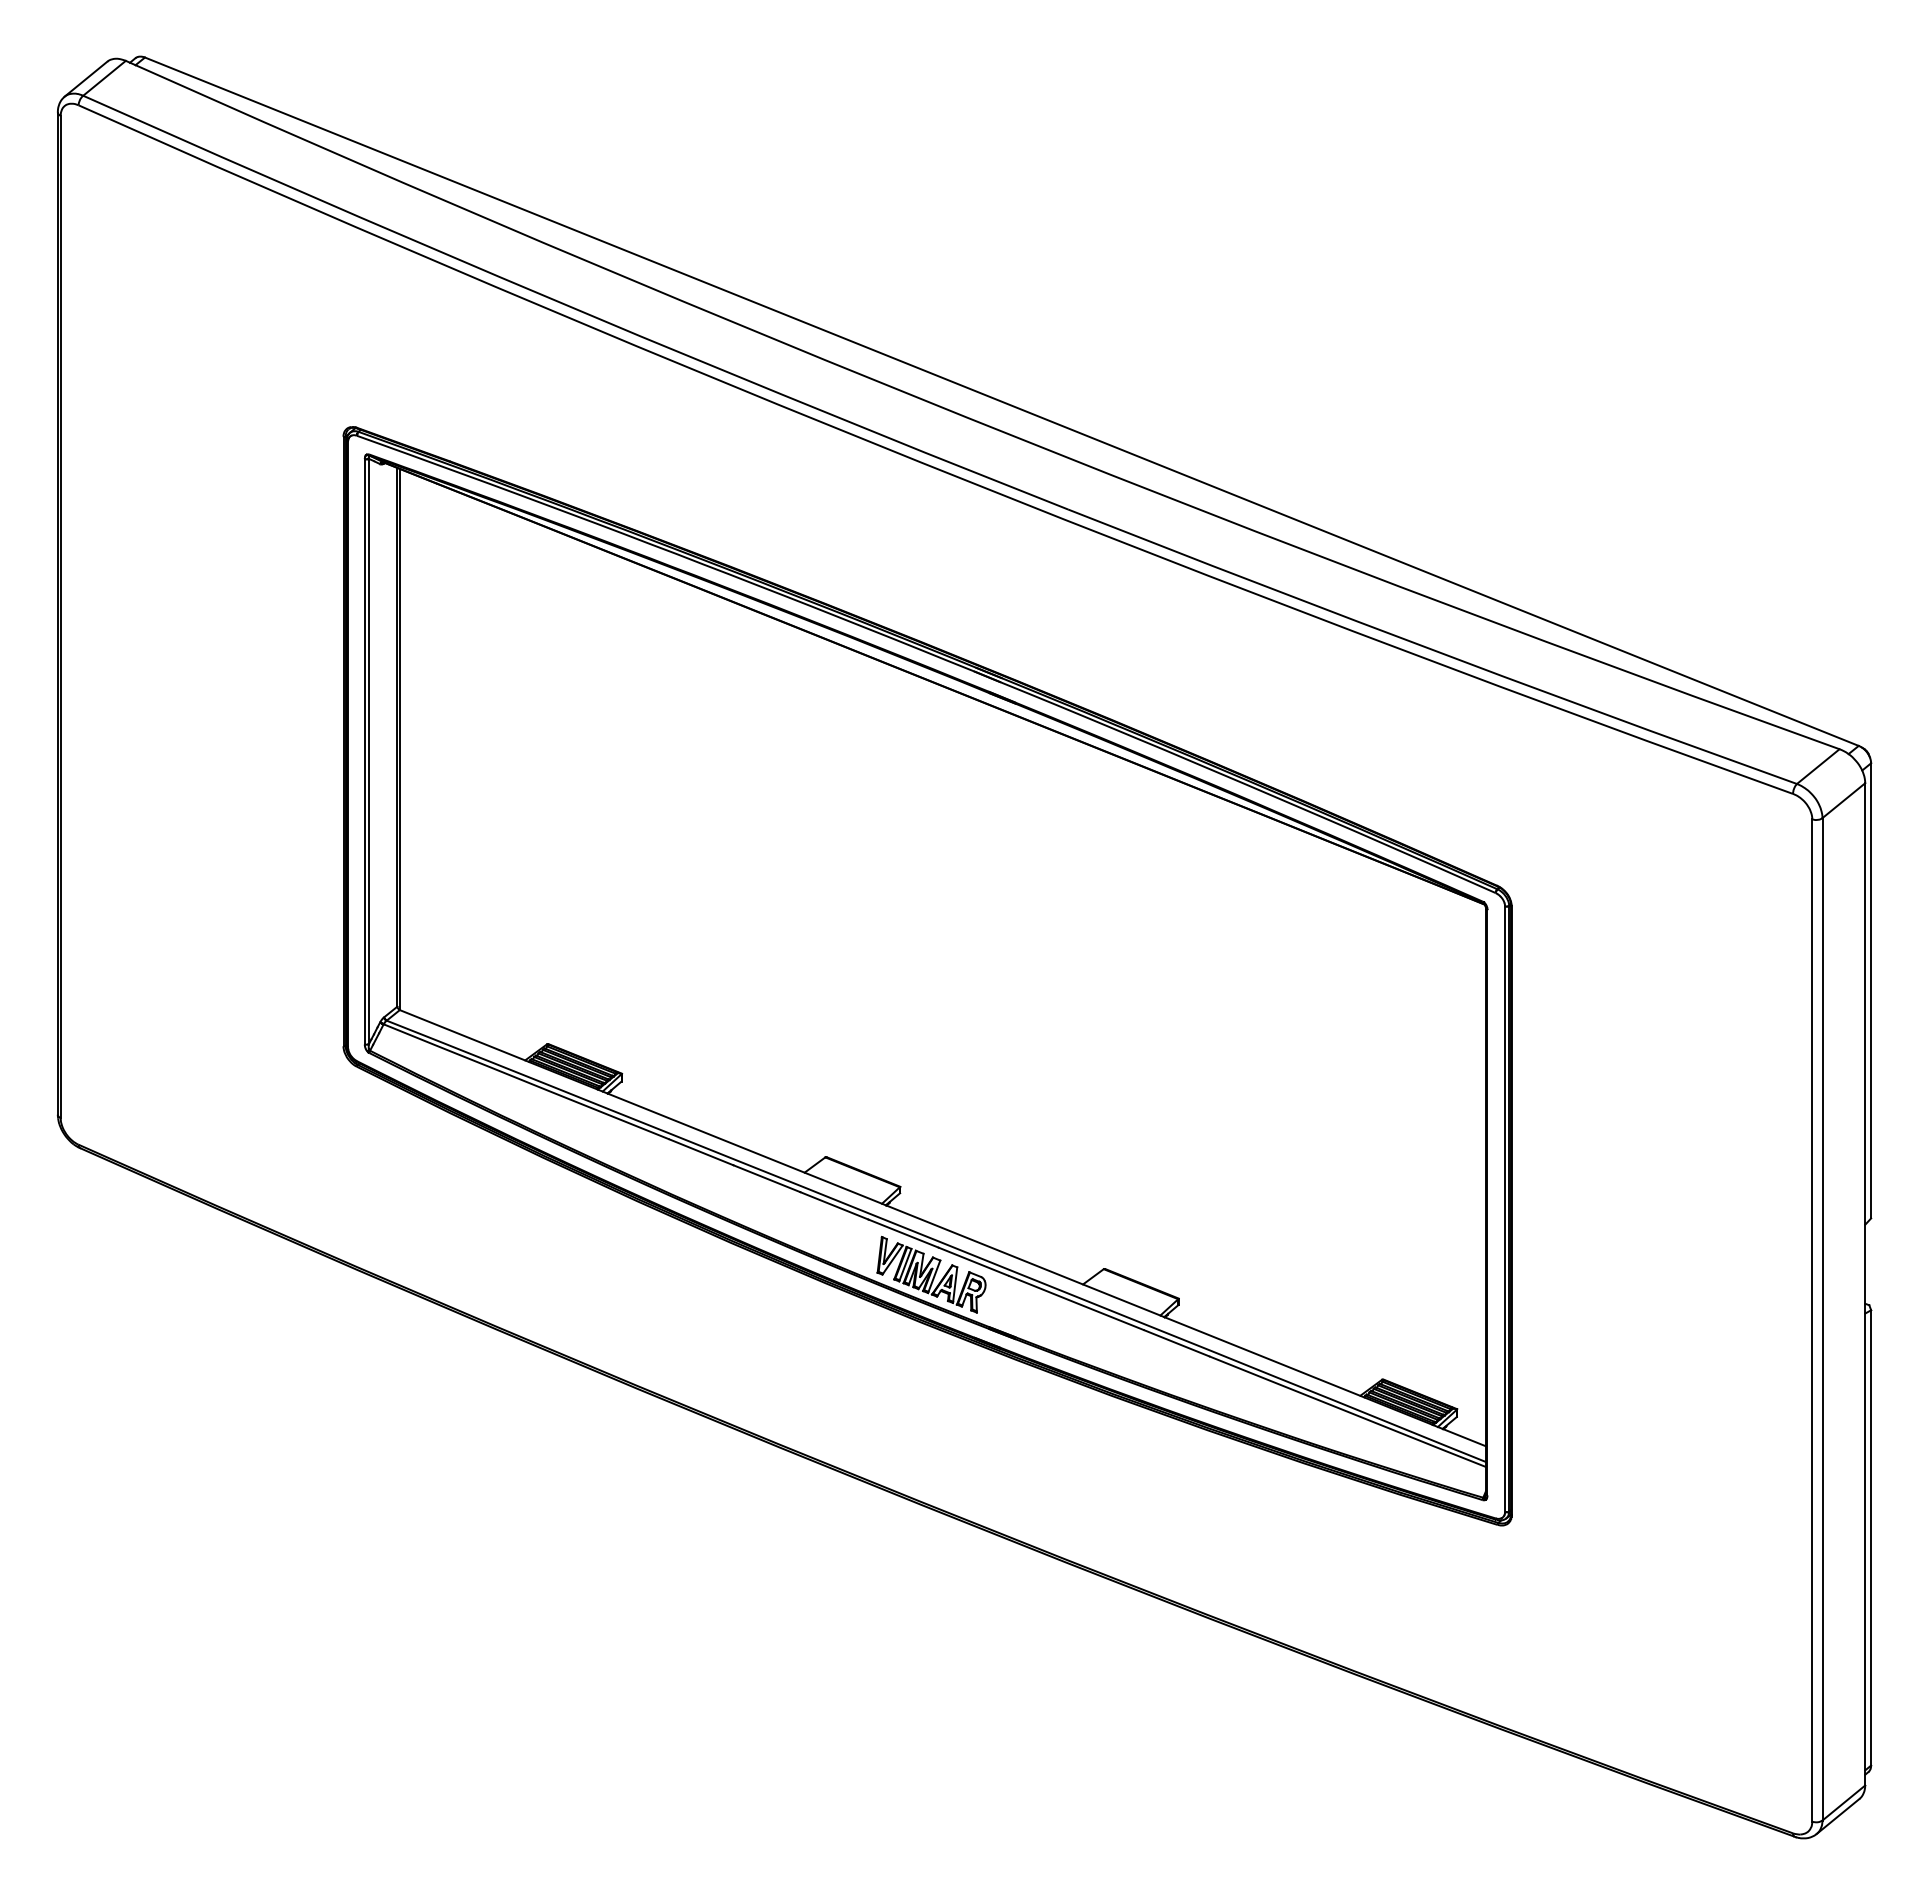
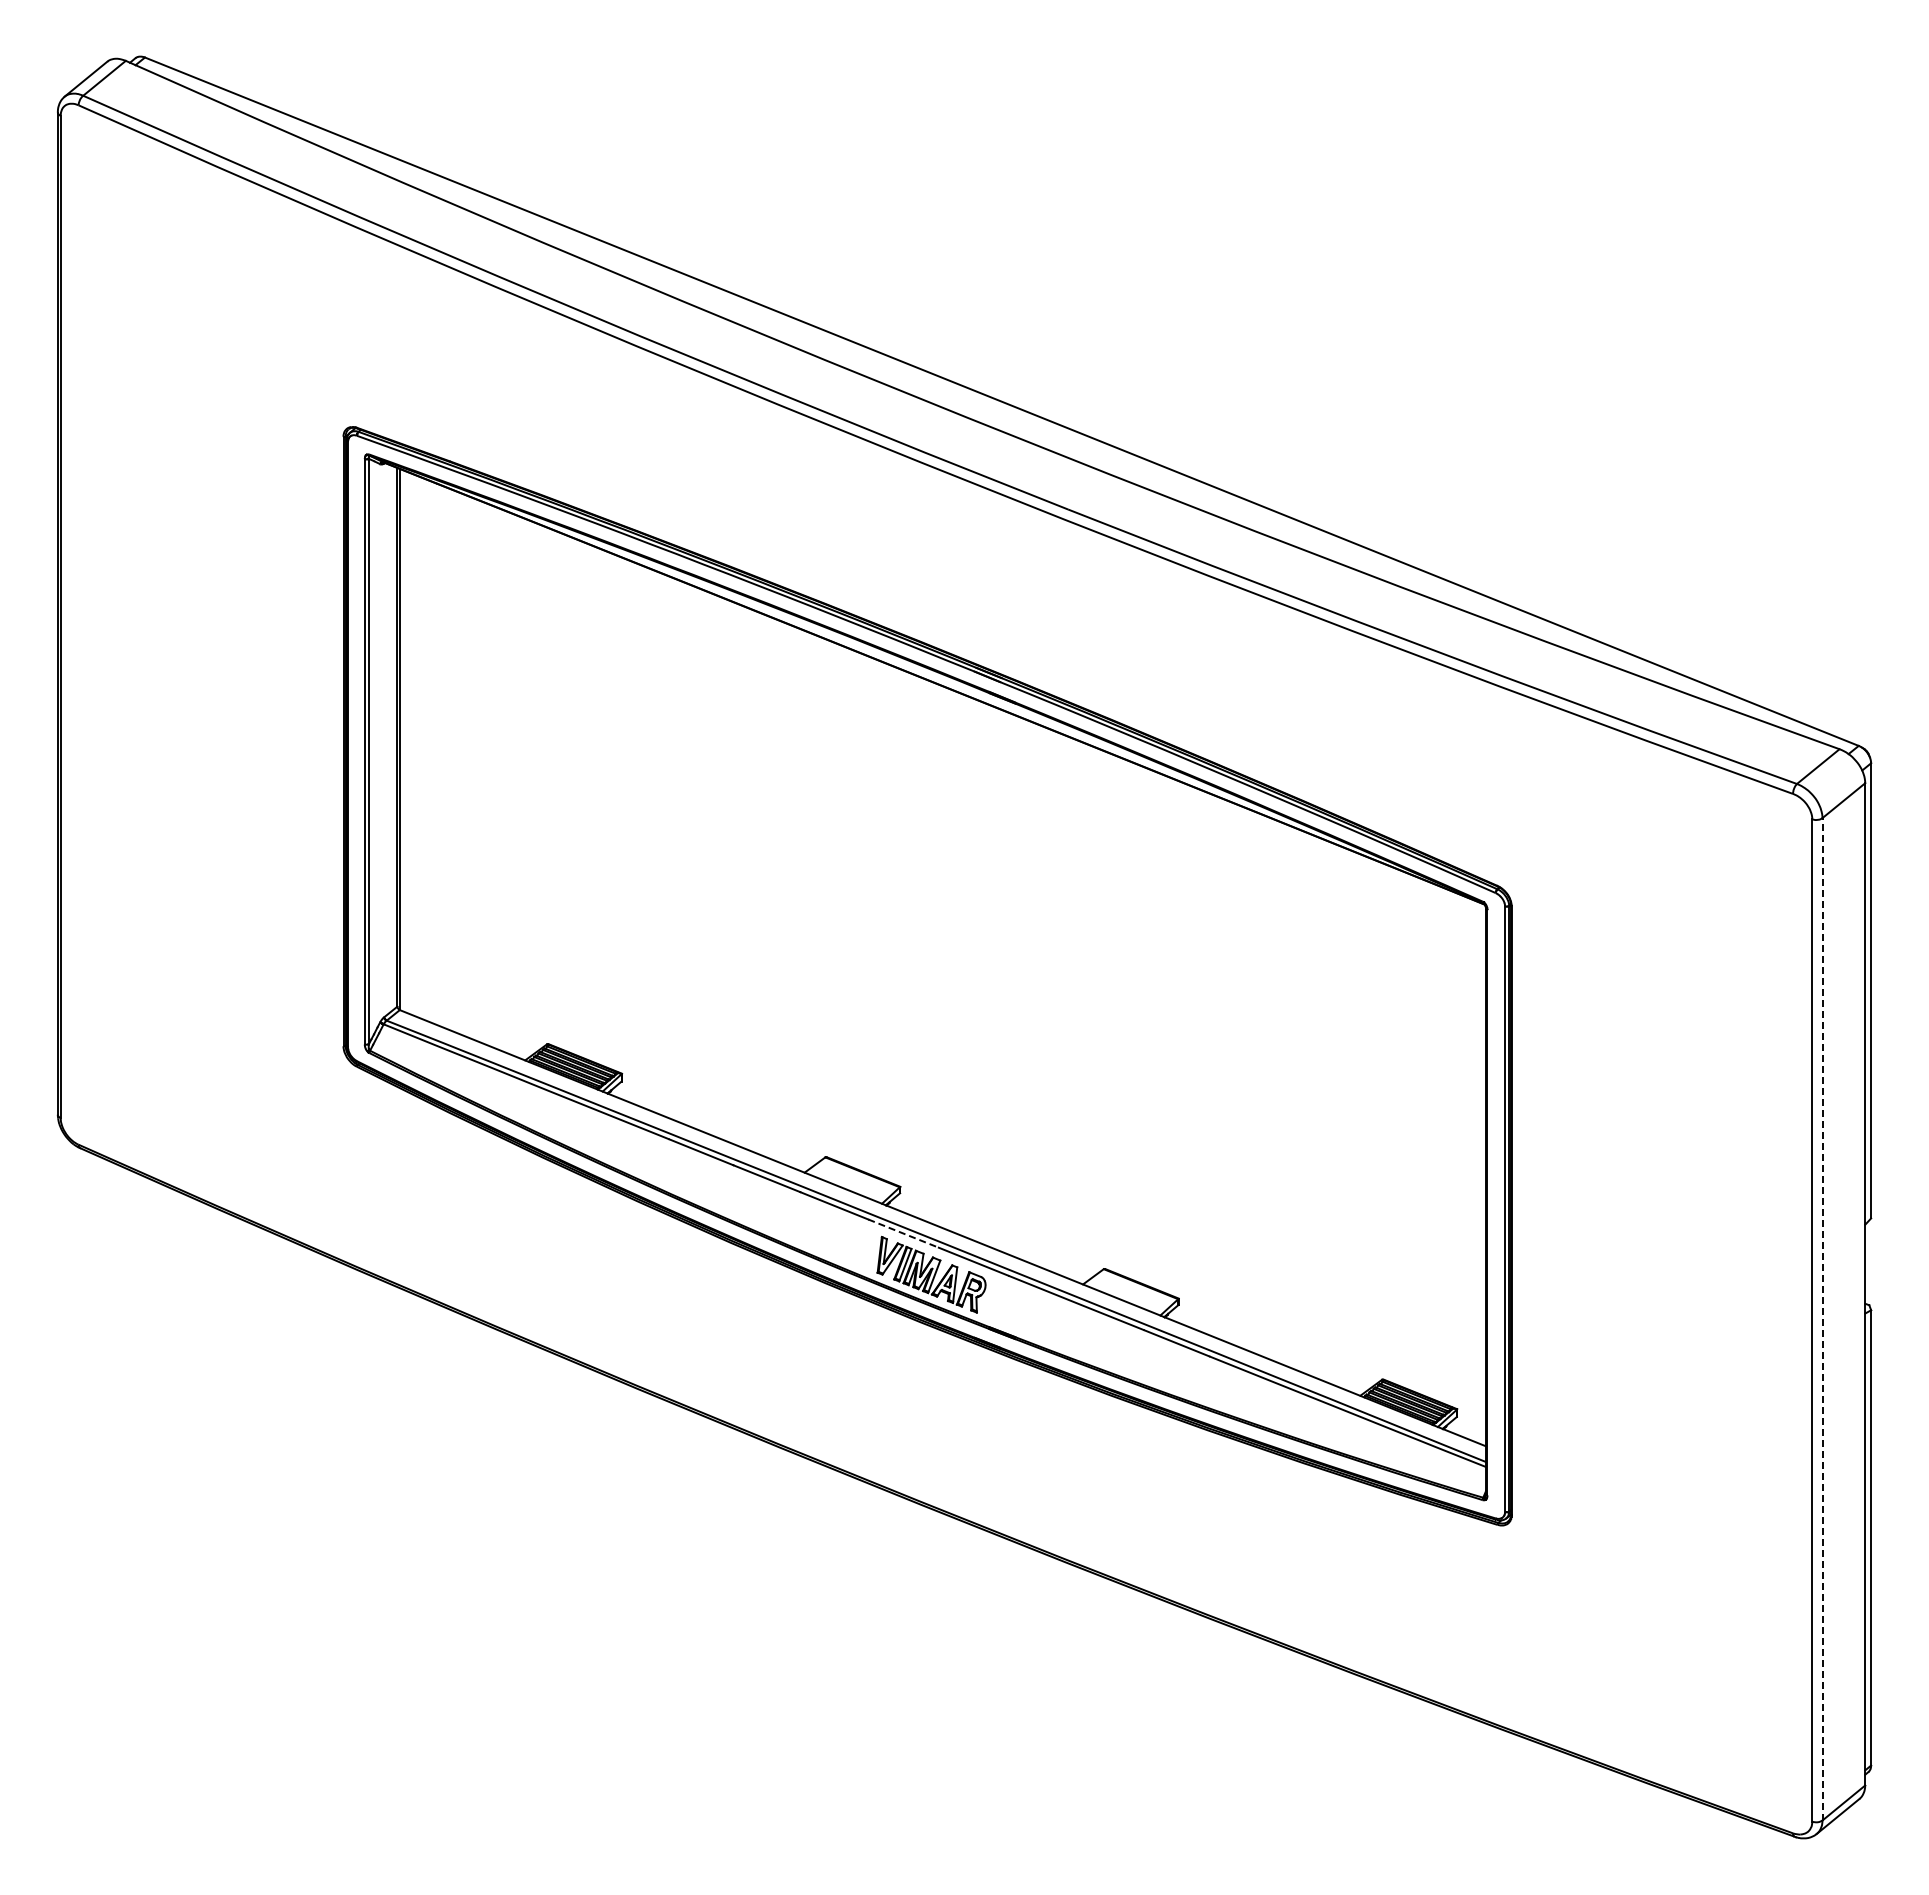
line: solid -> dashed (903, 1233)
line: solid -> dashed (1822, 1318)
